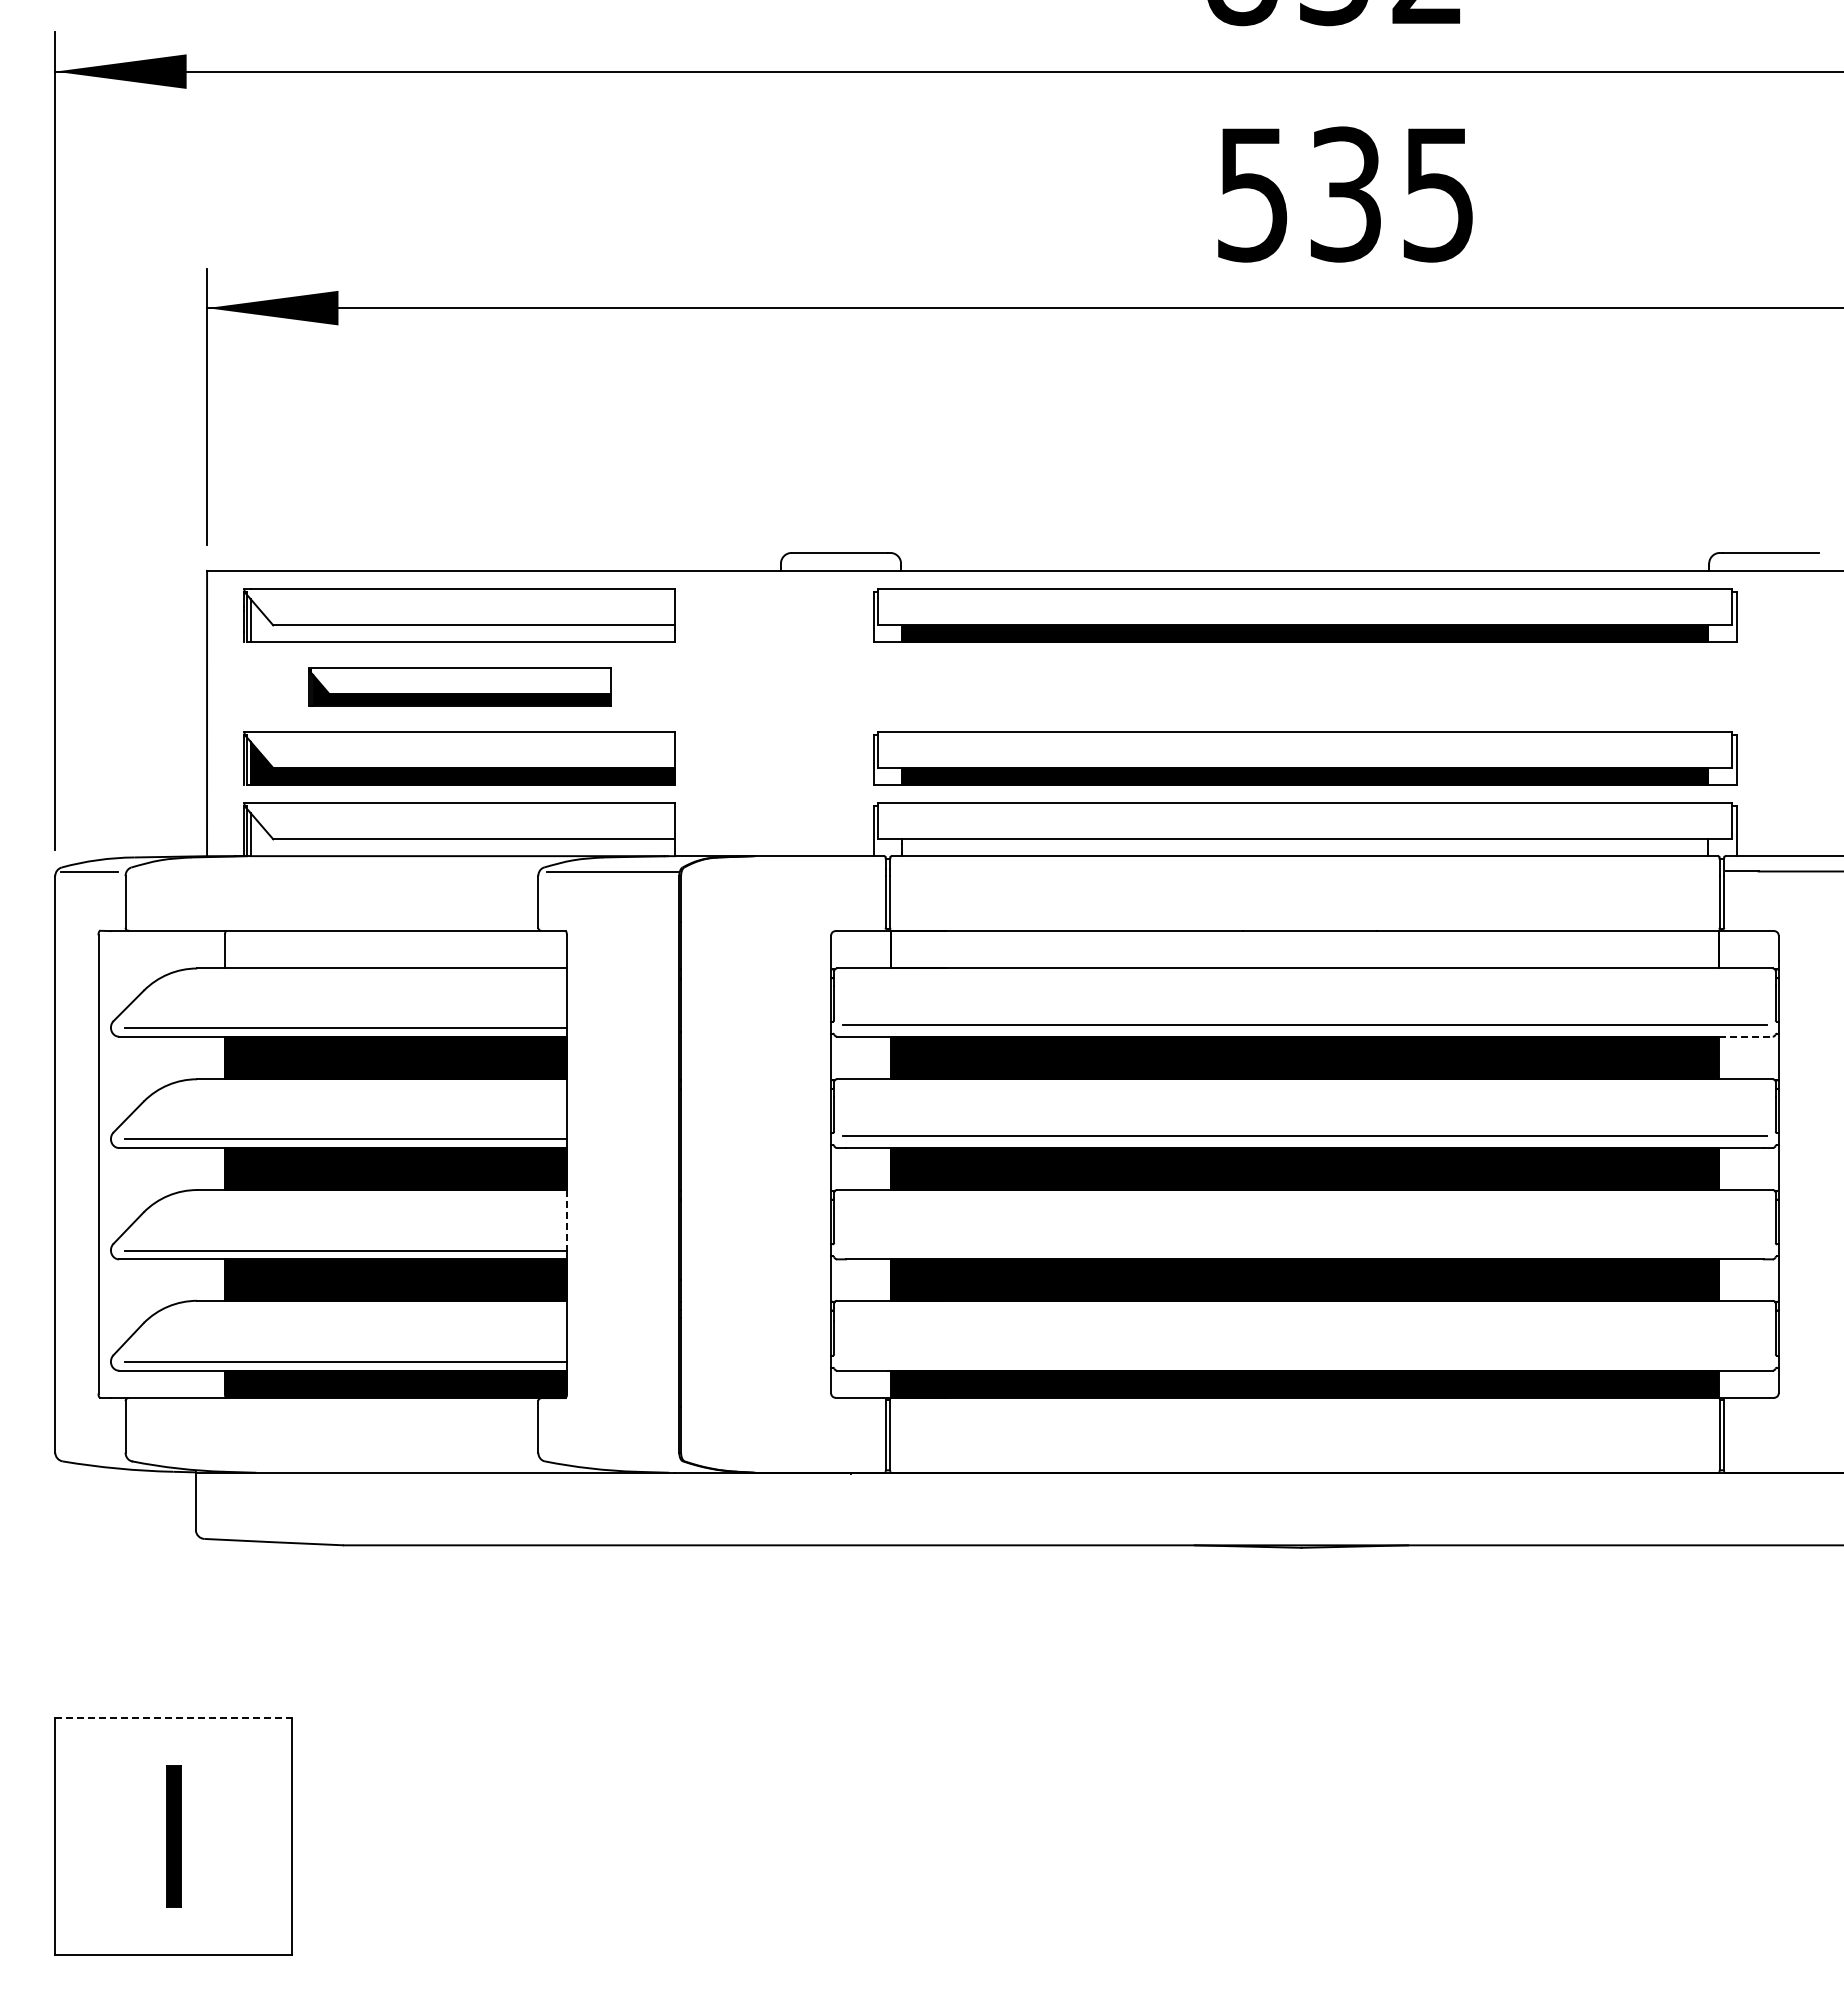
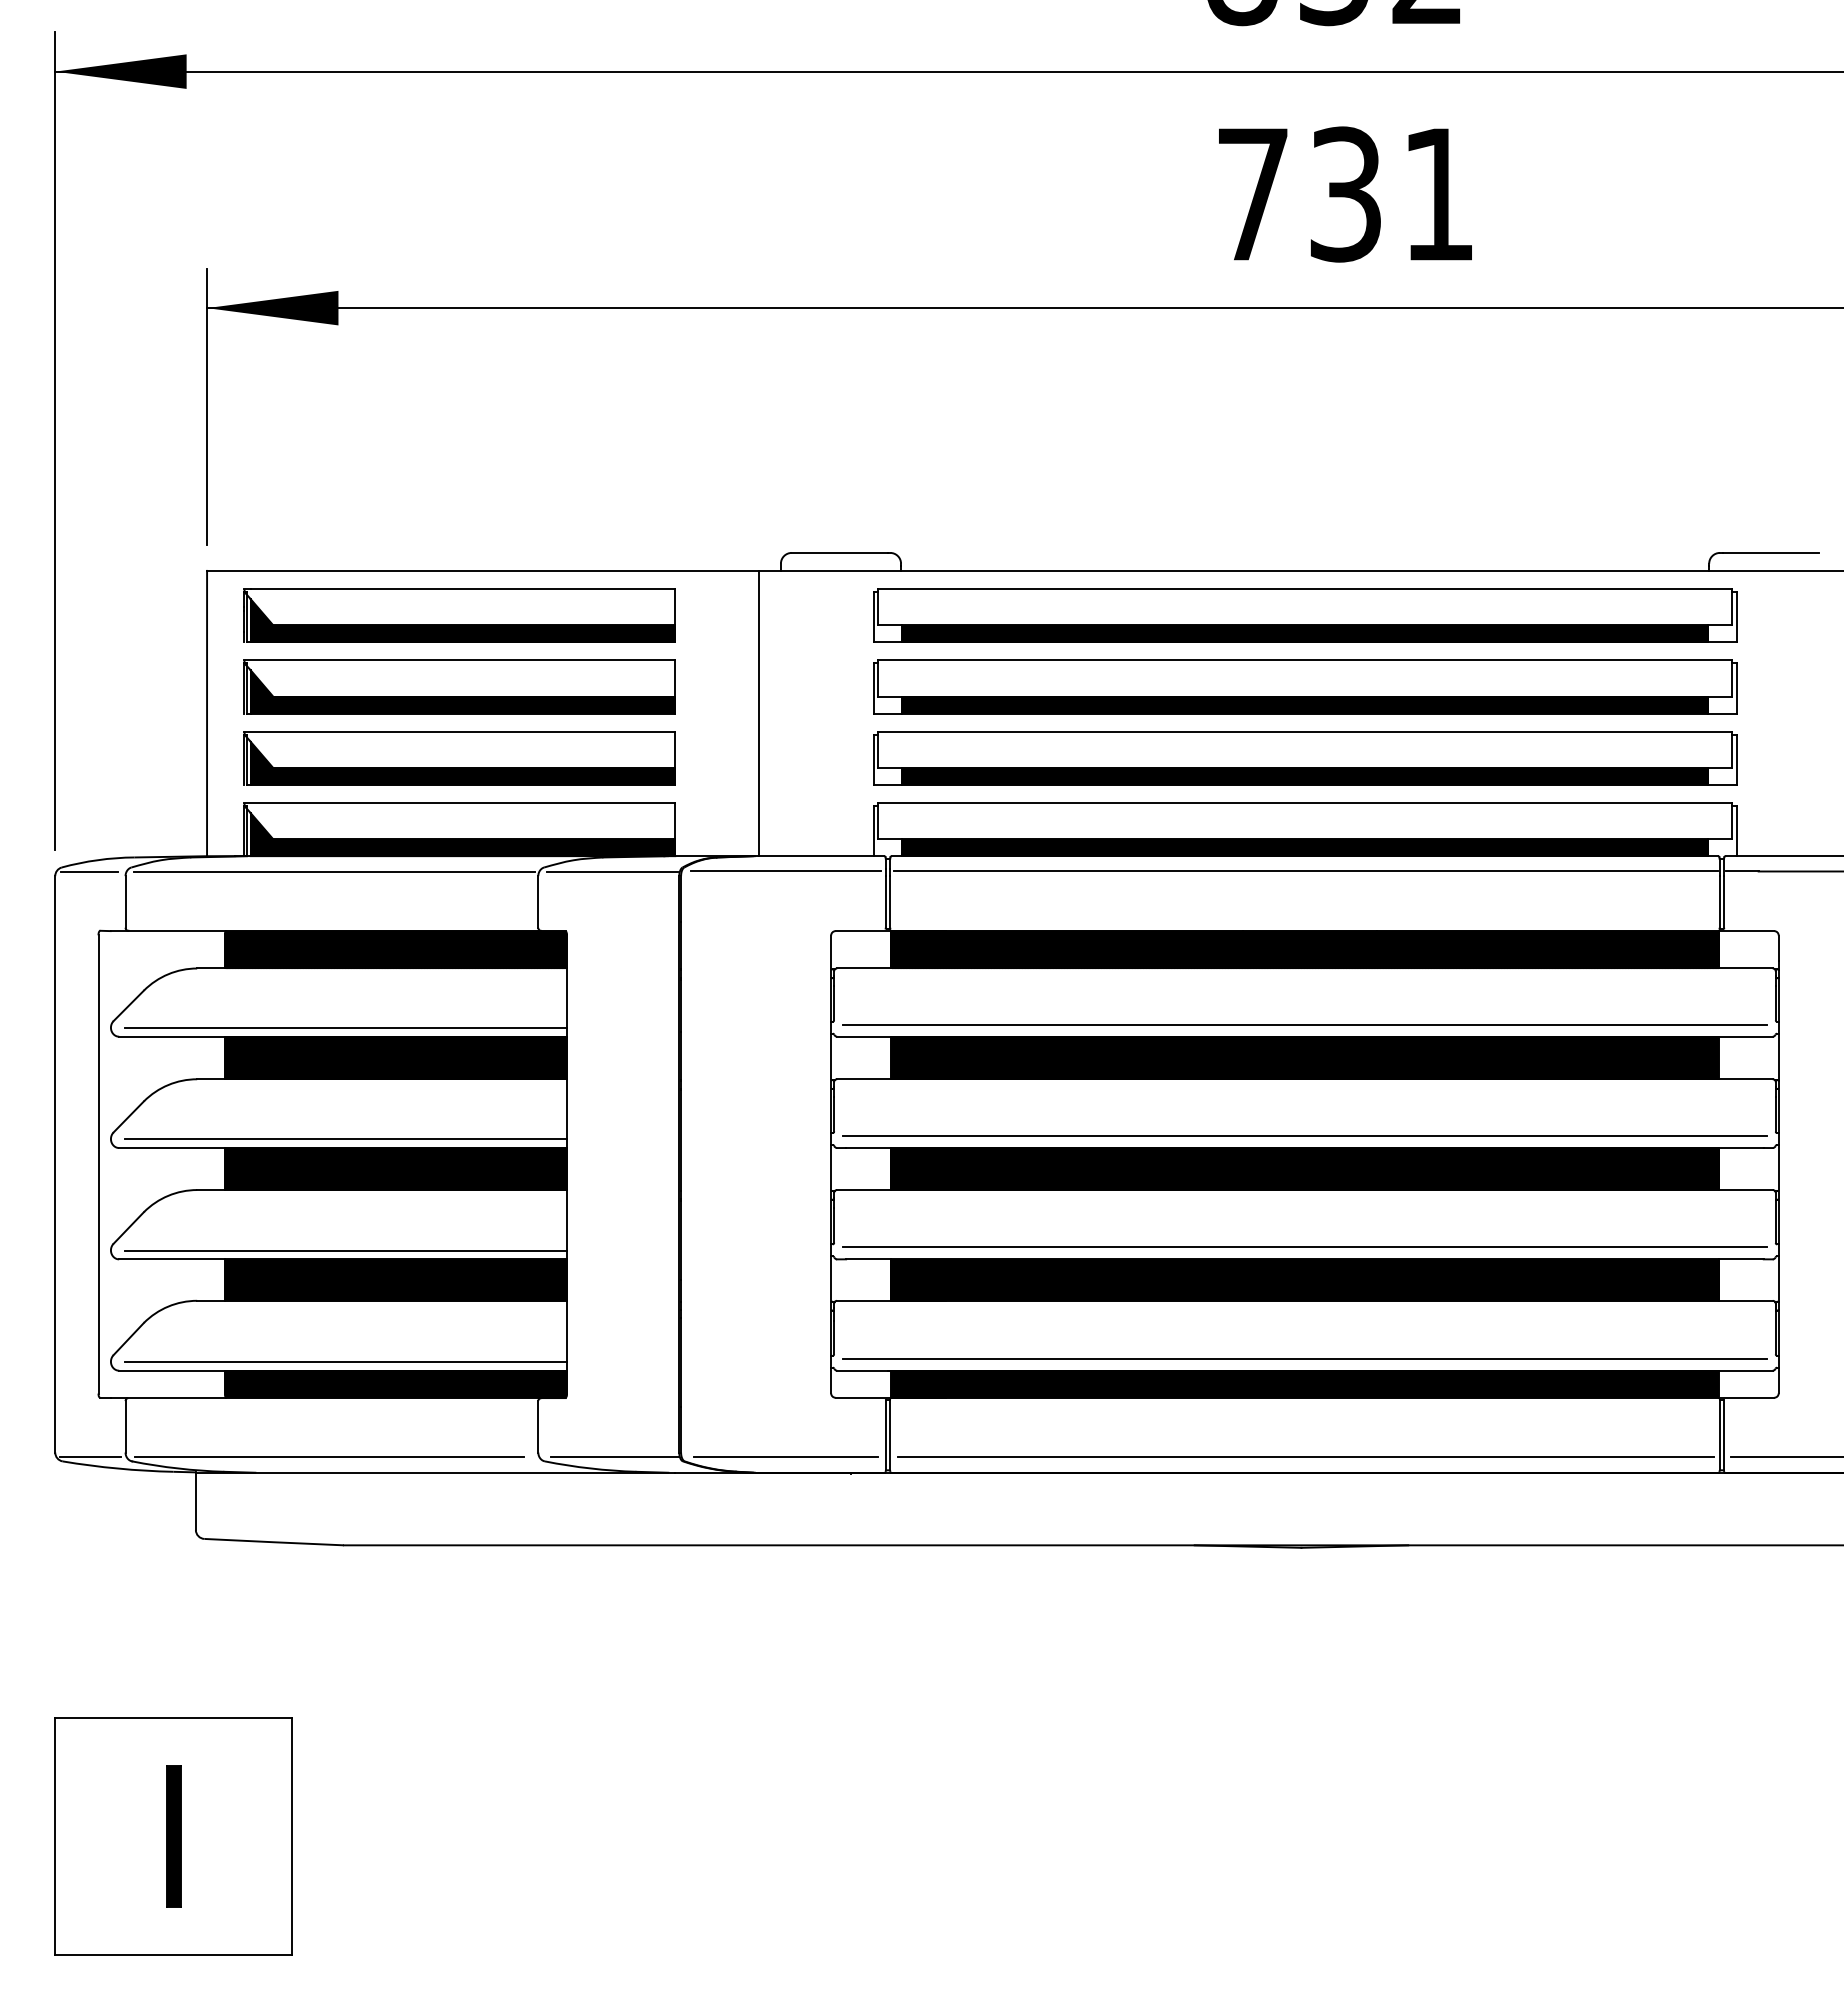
text: 535 -> 731 (1345, 195)
hatch: none -> present (462, 620)
part size: 304x40 px -> 433x56 px (459, 686)
part: none -> present (1305, 686)
line: none -> present (759, 713)
hatch: none -> present (462, 834)
hatch: none -> present (1305, 847)
line: none -> present (334, 871)
line: none -> present (786, 871)
line: none -> present (1306, 871)
hatch: none -> present (396, 949)
hatch: none -> present (1304, 949)
line: dashed -> solid (1746, 1036)
line: dashed -> solid (567, 1220)
line: none -> present (1304, 1247)
line: none -> present (1304, 1358)
line: none -> present (89, 1456)
line: none -> present (328, 1456)
line: none -> present (614, 1456)
line: none -> present (786, 1457)
line: none -> present (1305, 1457)
line: none -> present (1785, 1457)
line: dashed -> solid (174, 1718)
